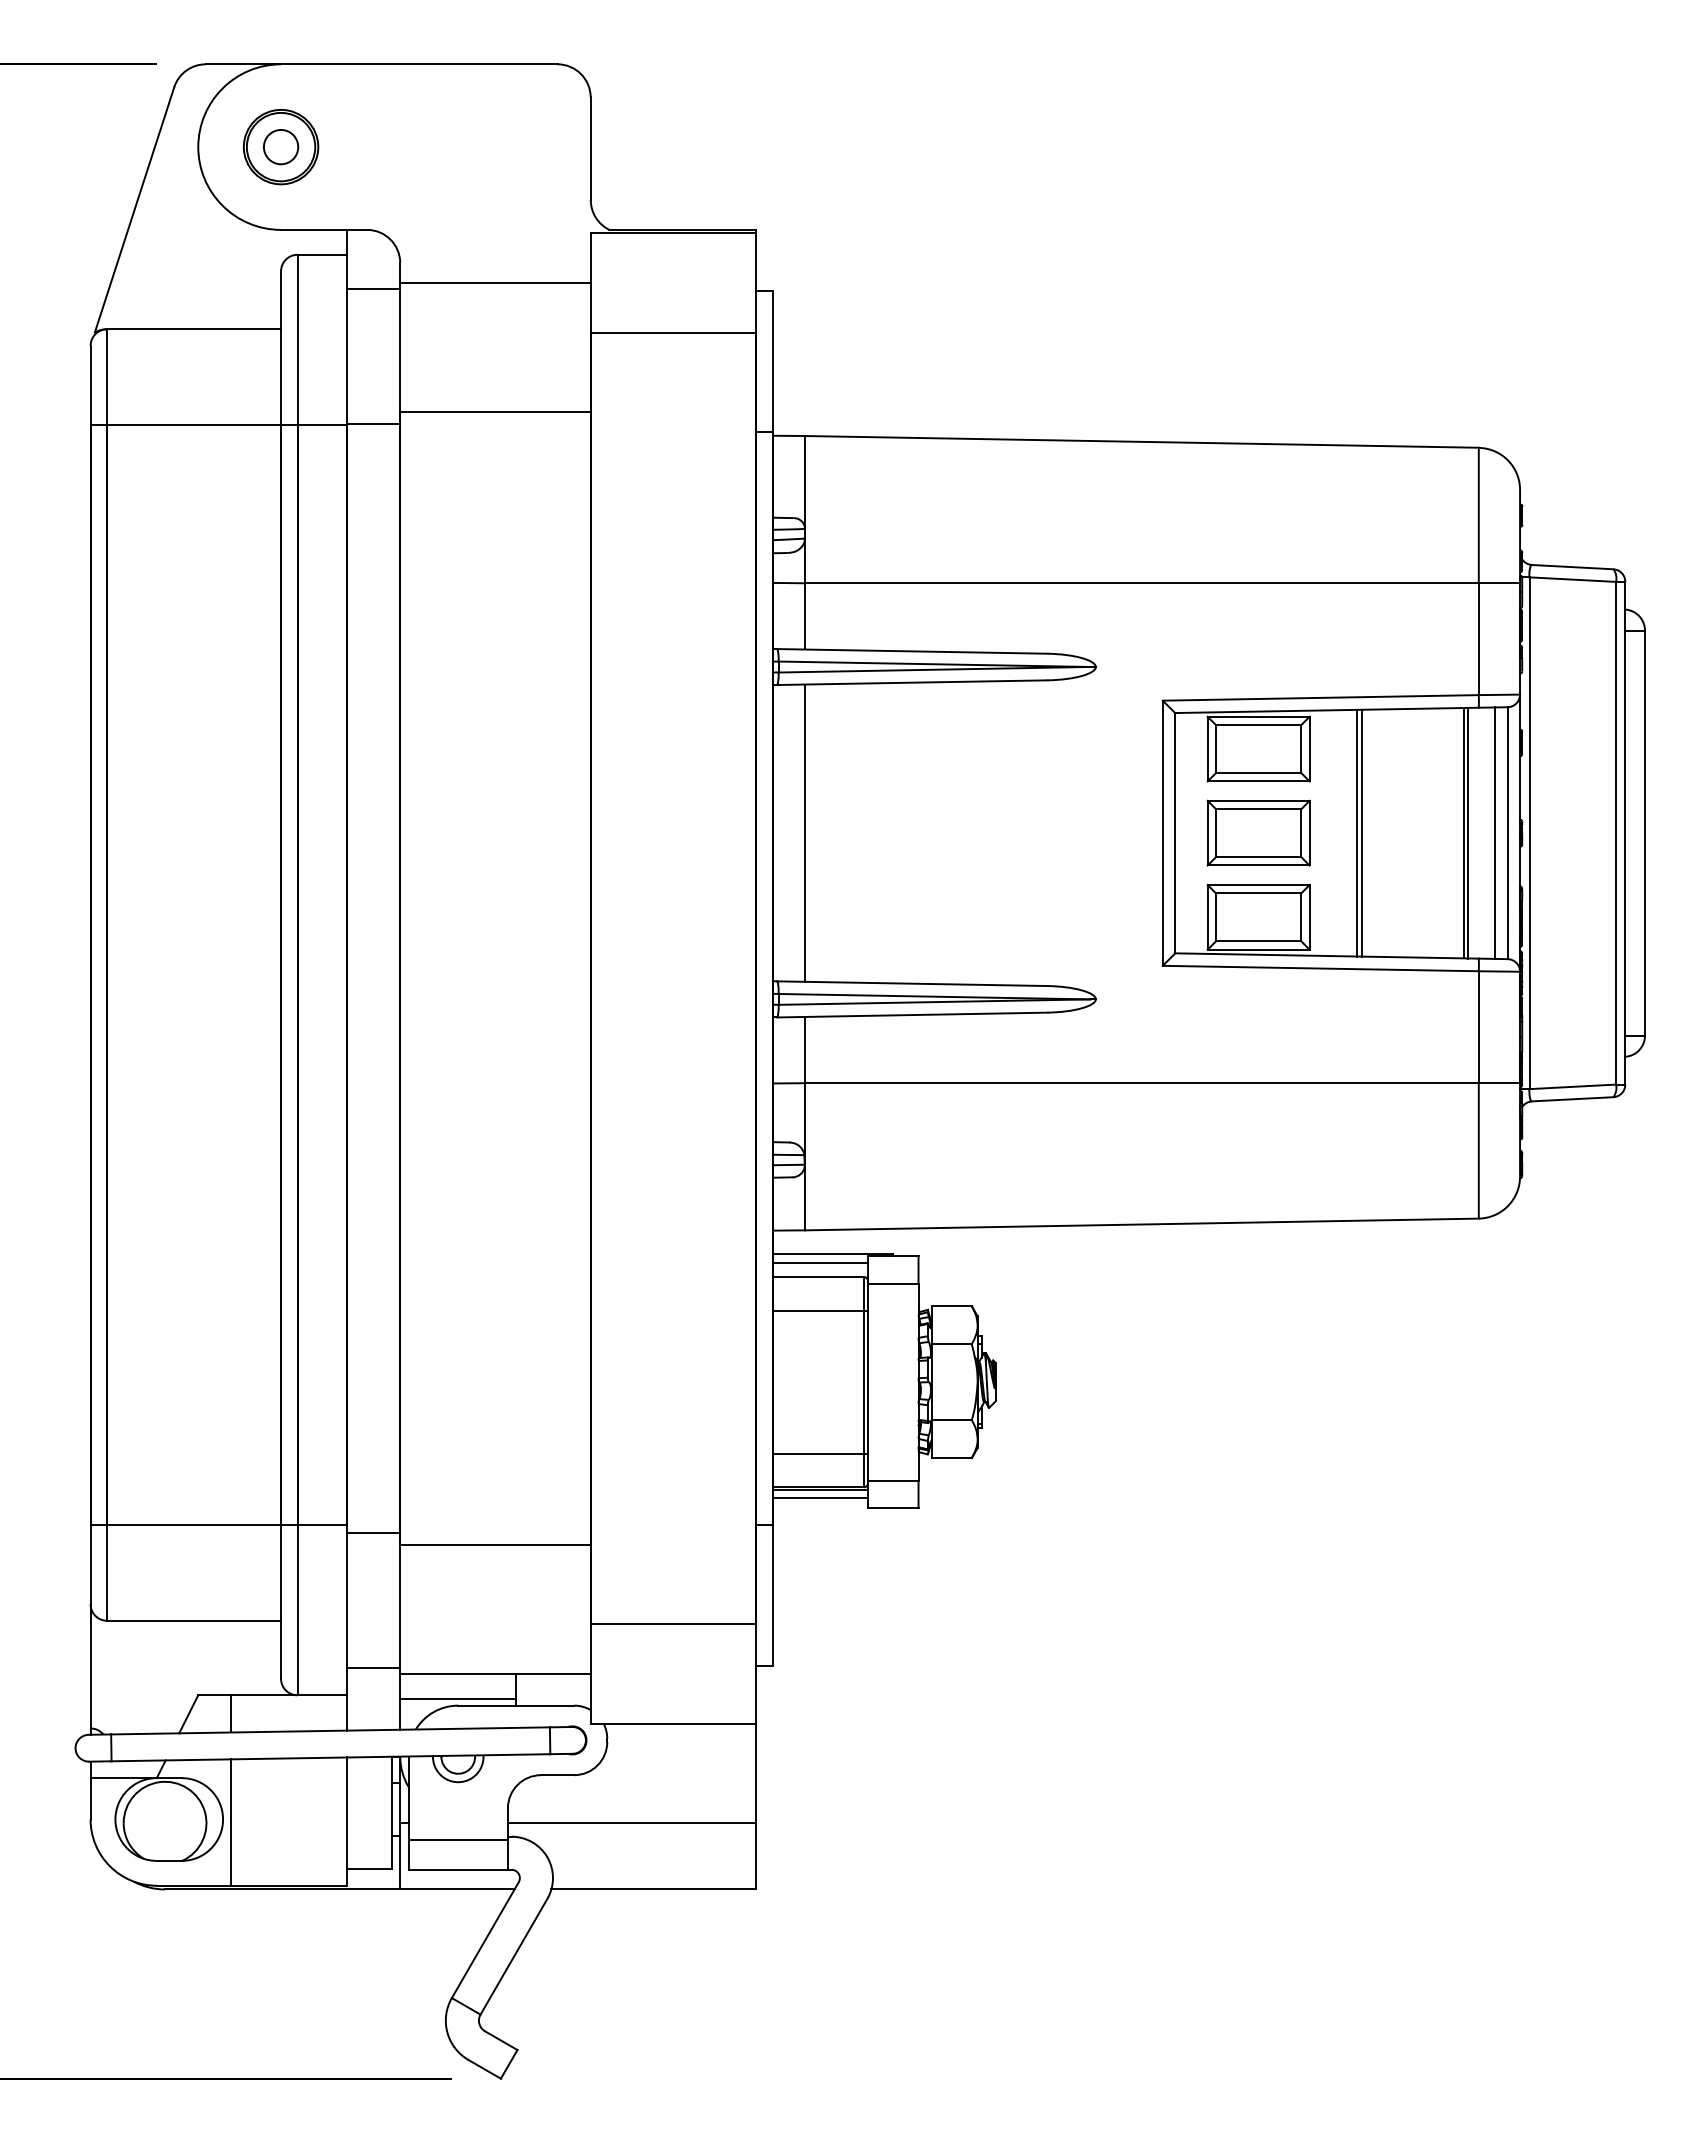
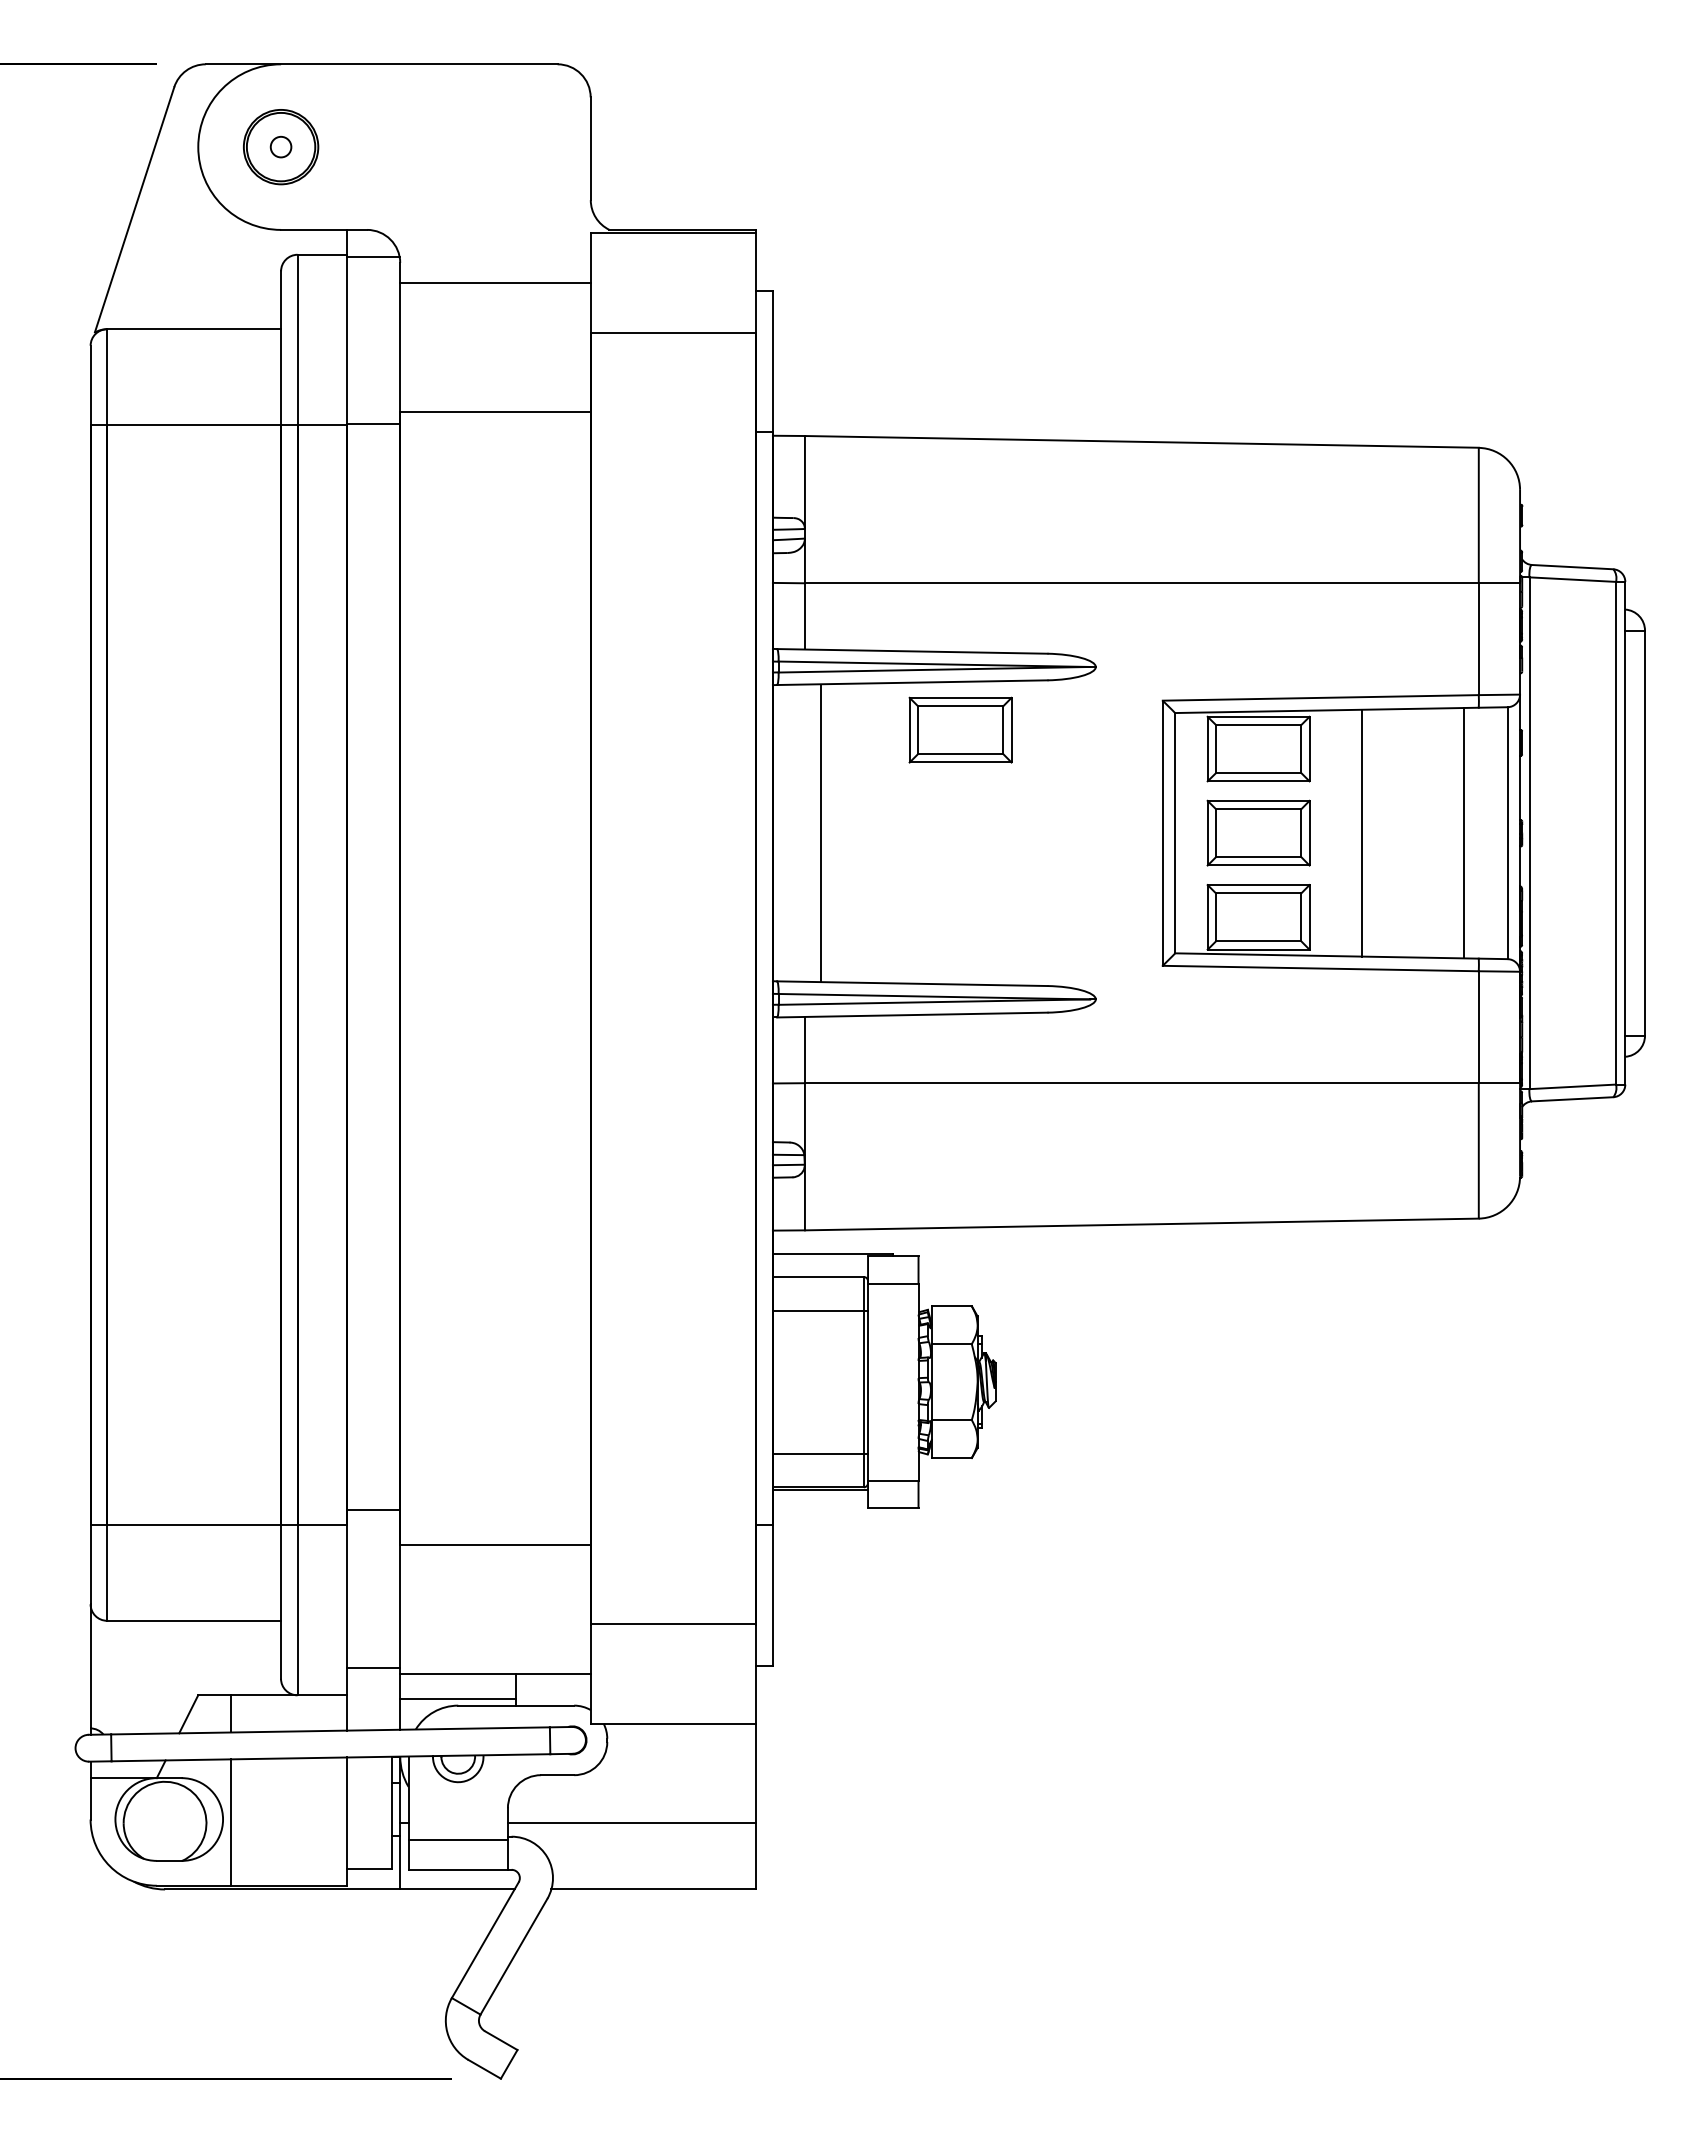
circle diameter: 34 px -> 21 px (280, 146)
line position: (373, 289) -> (373, 257) (373, 257)
part: none -> present (960, 729)
line position: (804, 832) -> (820, 832) (820, 832)
line: present -> none (1356, 832)
line: present -> none (1467, 832)
line: present -> none (1494, 833)
line: present -> none (820, 1262)
line: present -> none (820, 1497)
line position: (373, 1533) -> (373, 1510) (373, 1510)
